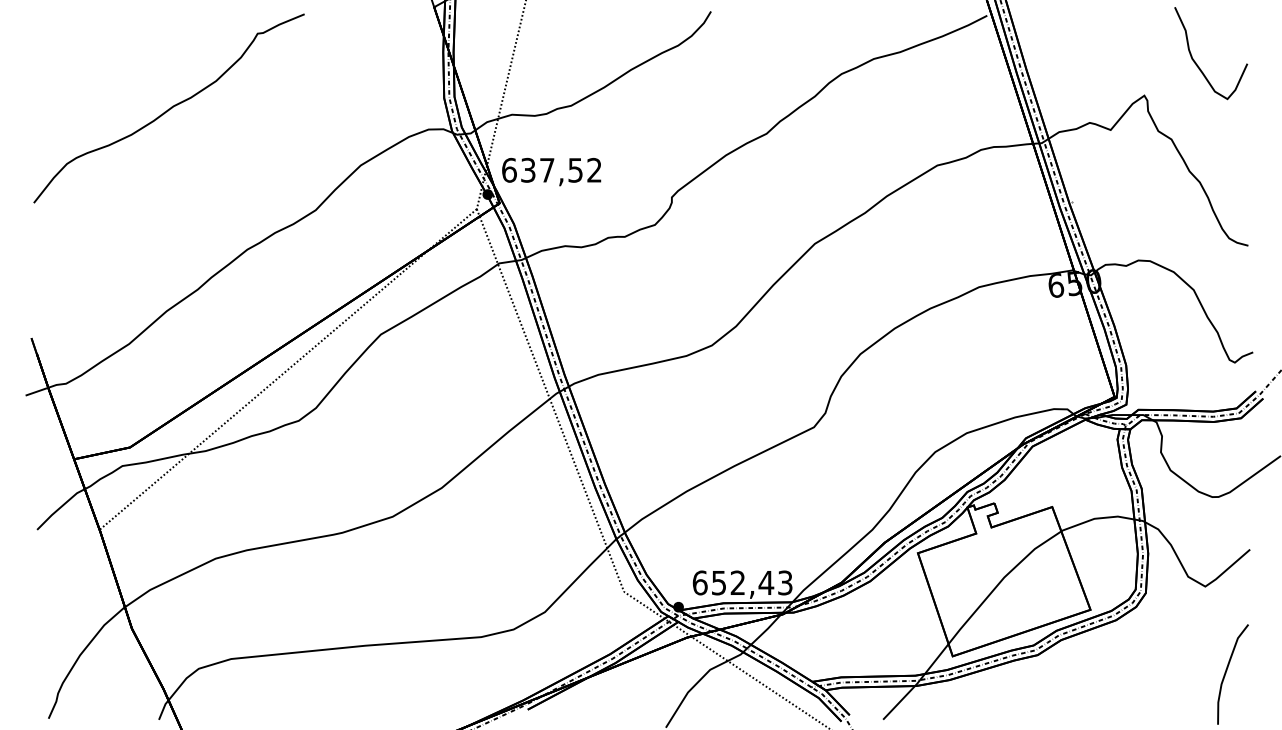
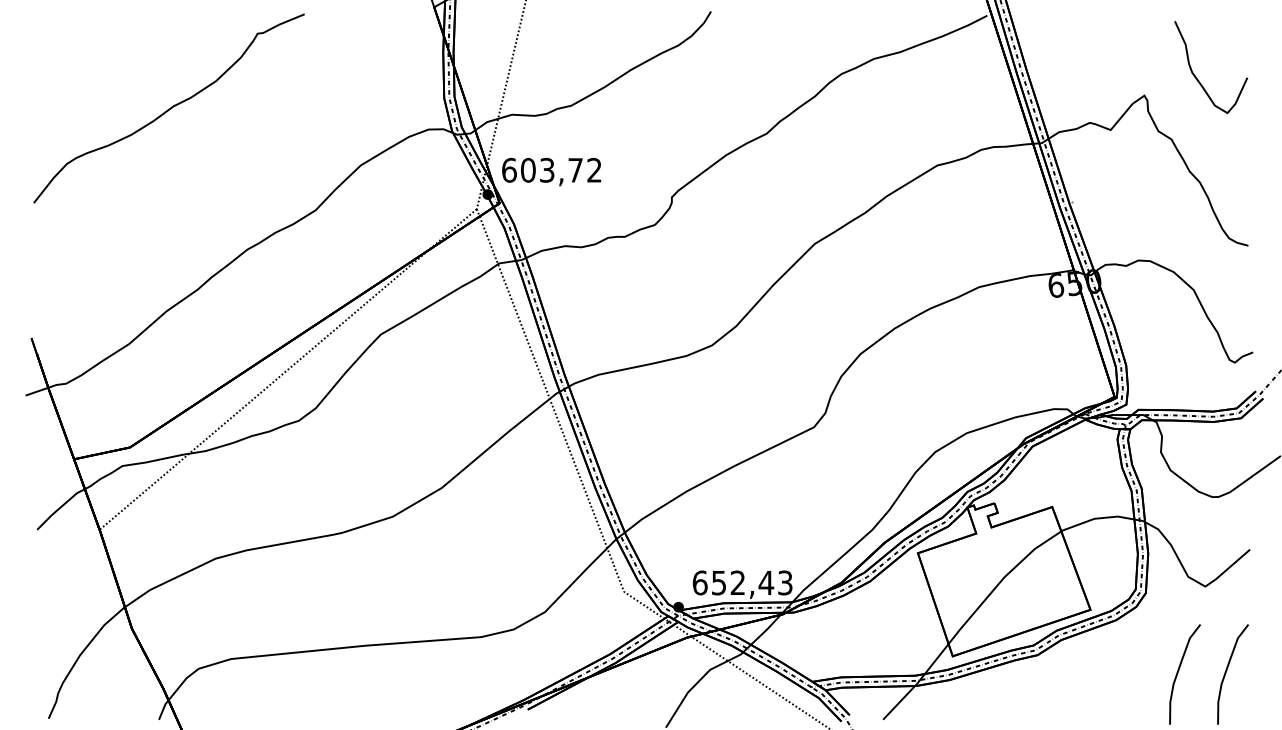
curve position: (1196, 62) -> (1196, 76) (1196, 76)
text: 637,52 -> 603,72 (551, 169)
curve: none -> present (1178, 673)
